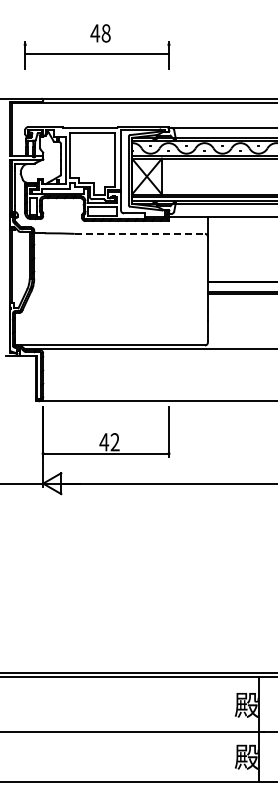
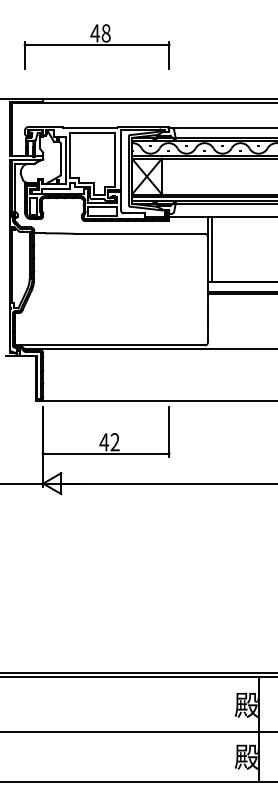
line position: (96, 53) -> (96, 44) (96, 44)
line: dashed -> solid (140, 233)
line: none -> present (211, 248)
